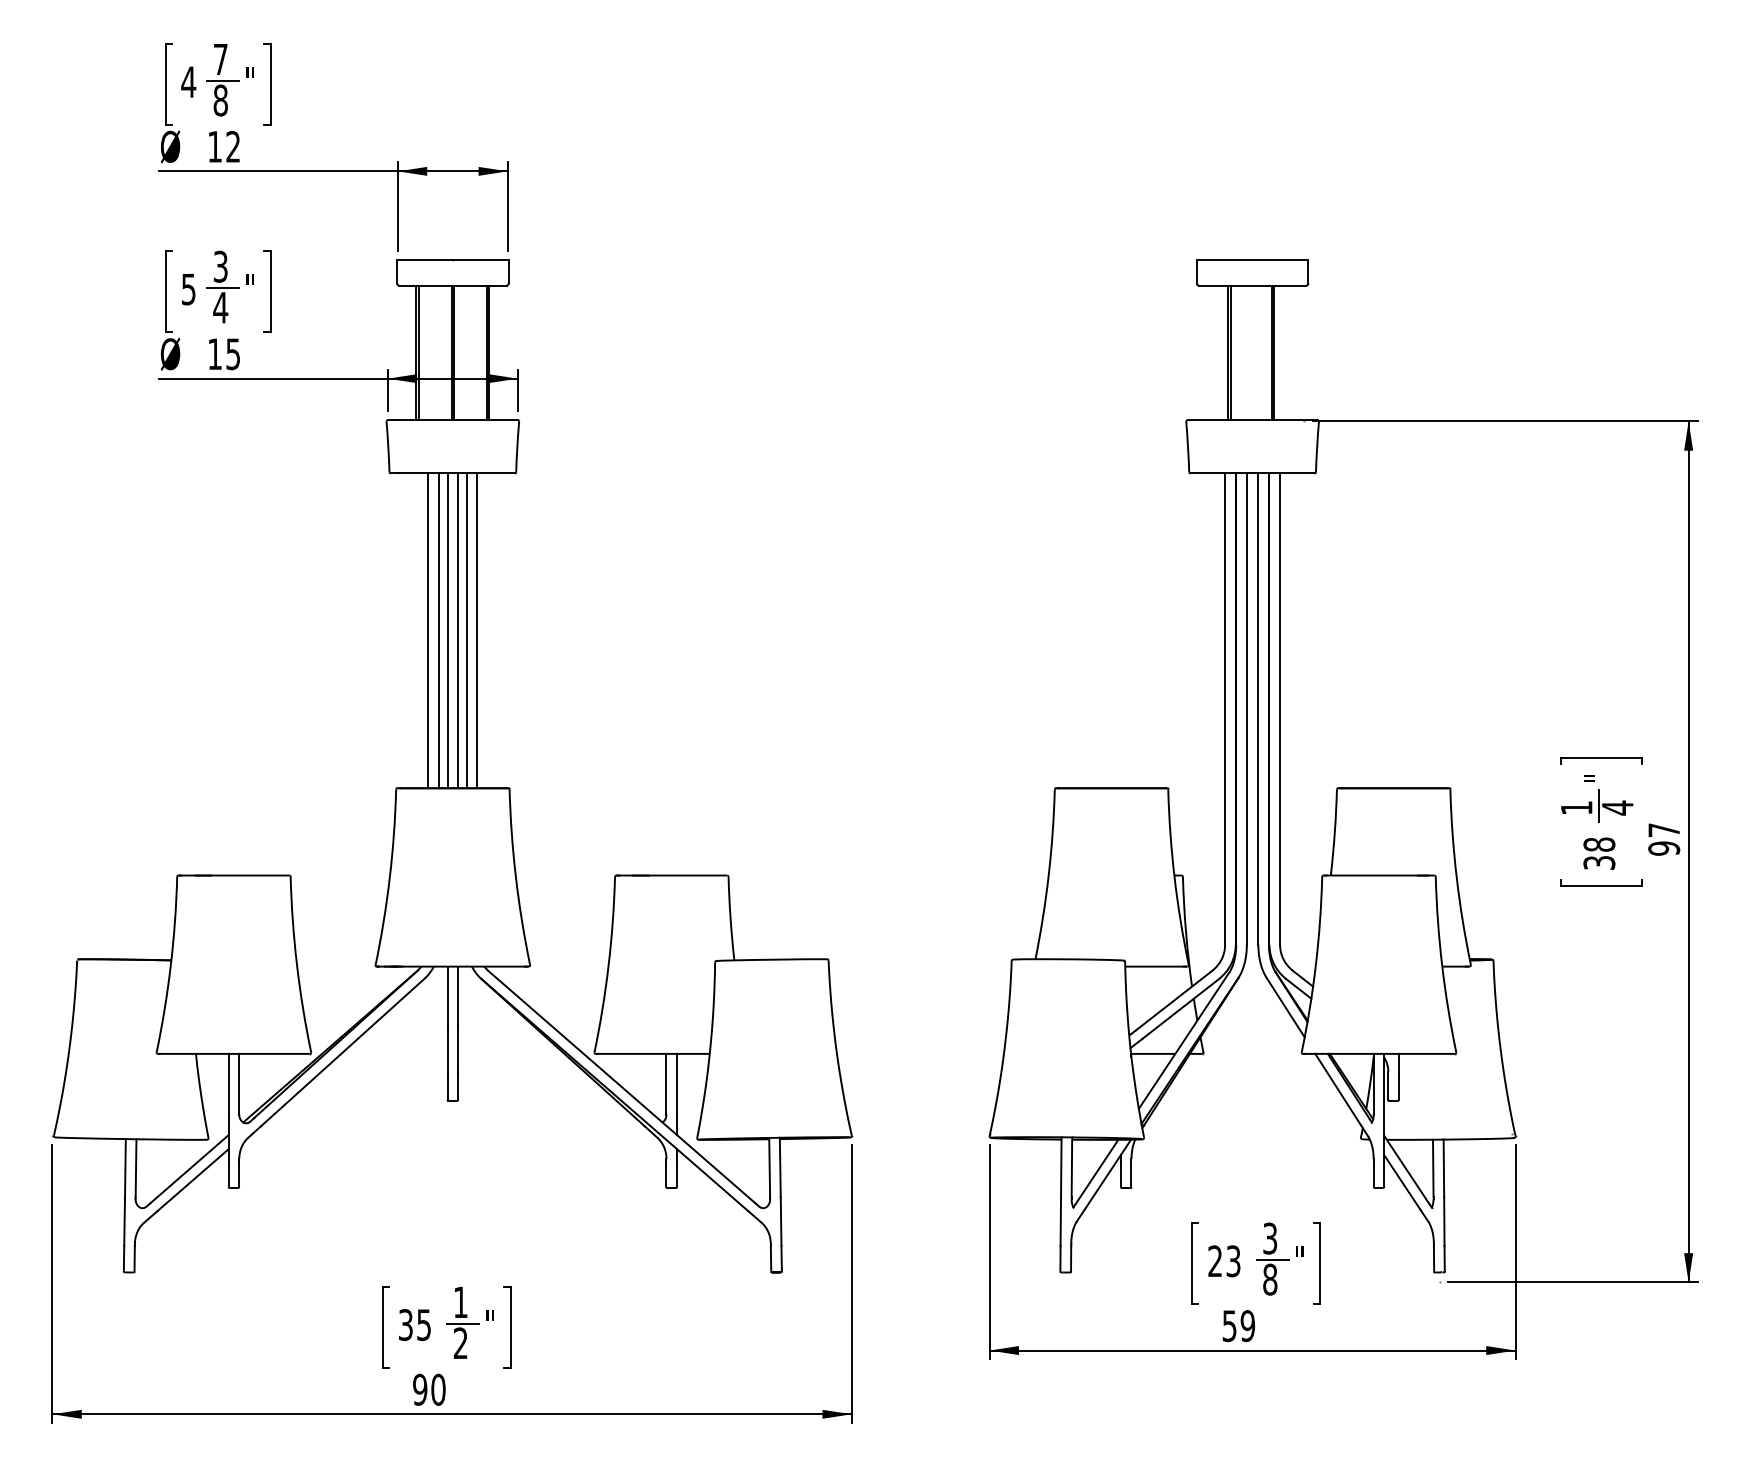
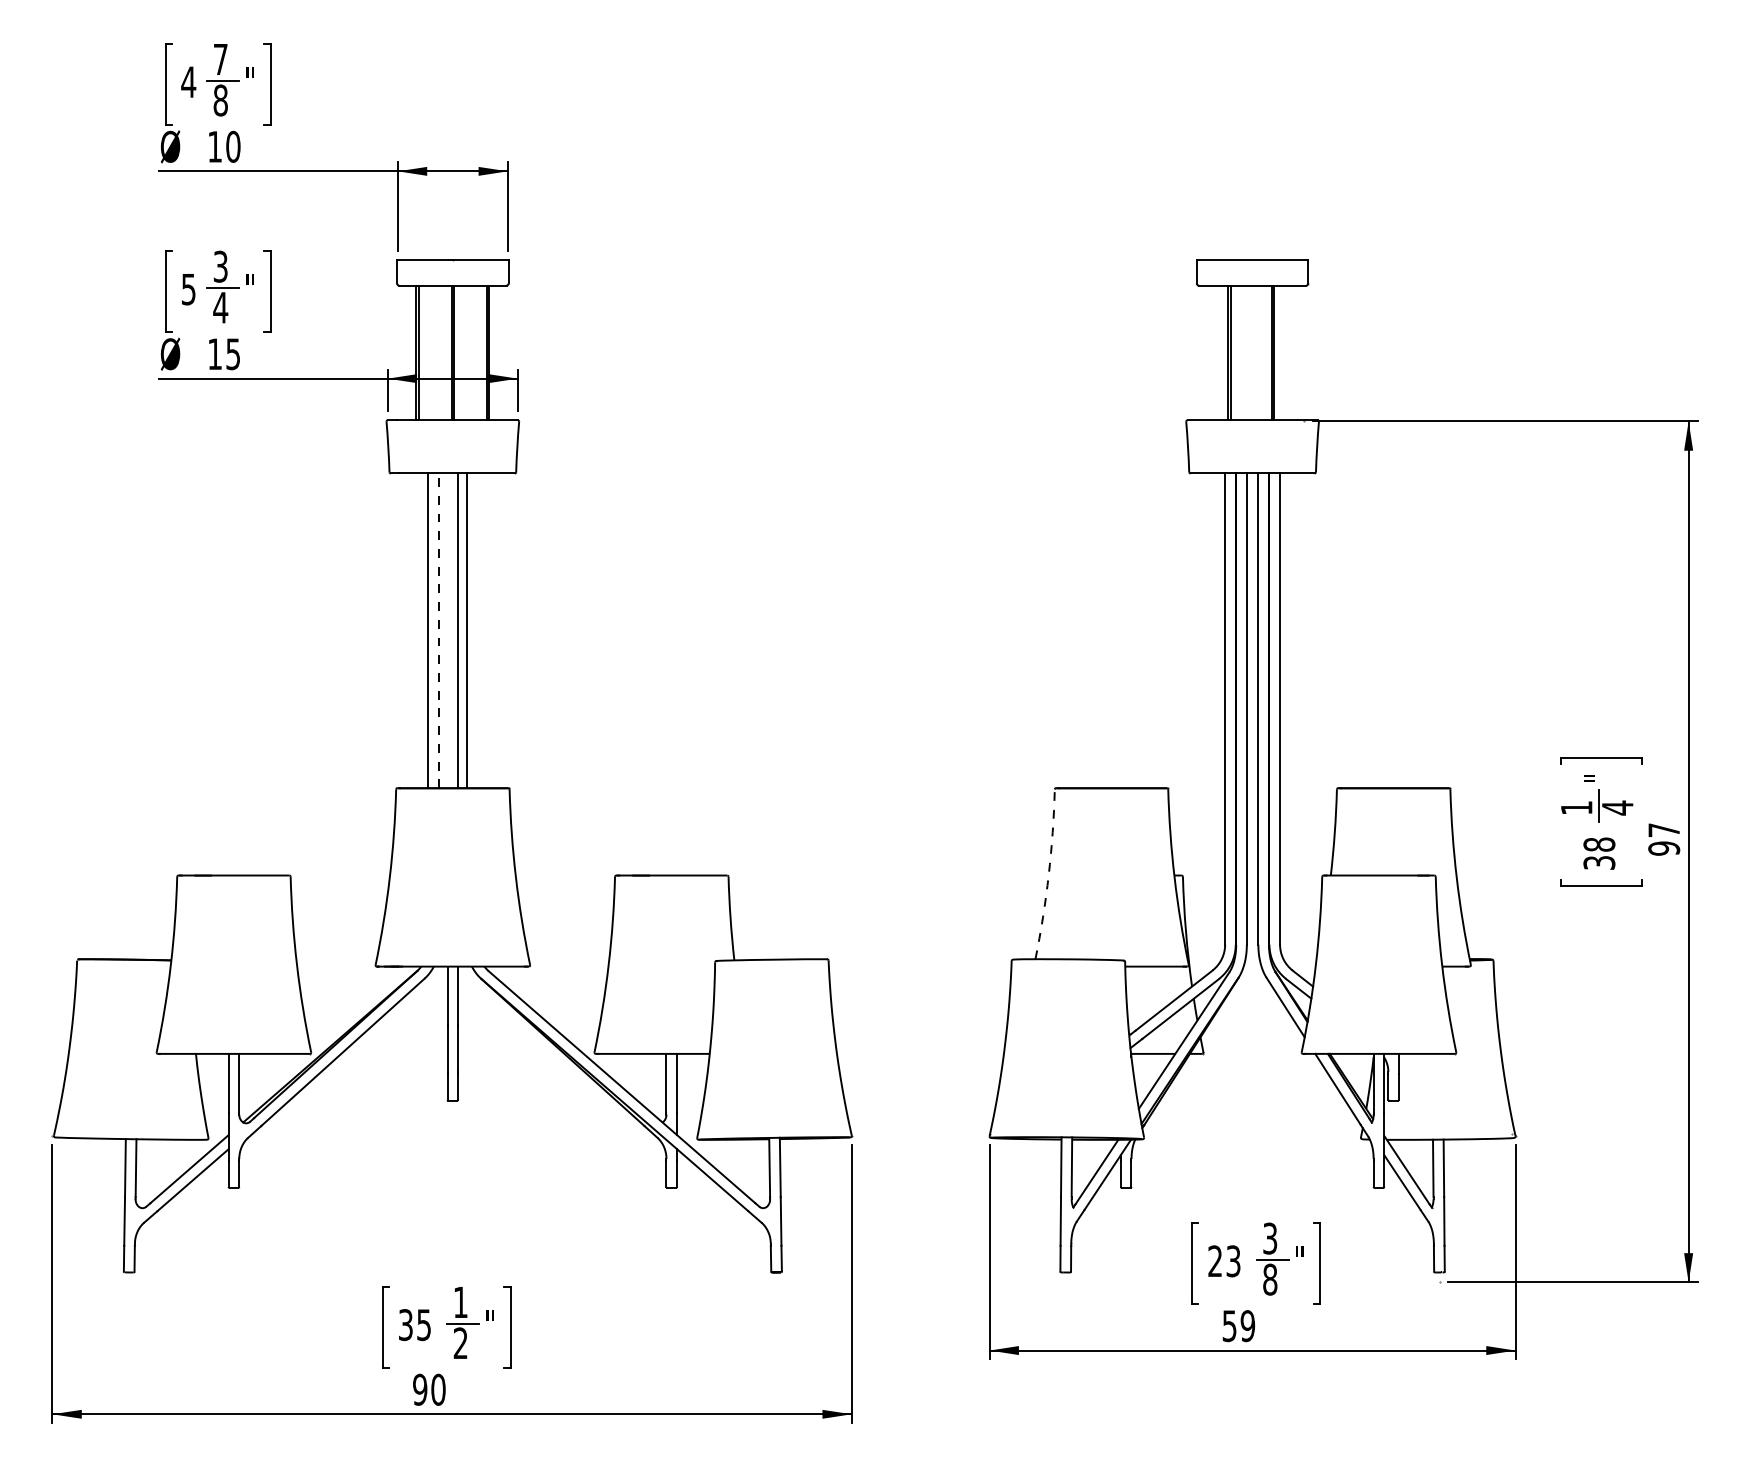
text: 12 -> 10 (233, 146)
line: solid -> dashed (438, 630)
line: present -> none (447, 630)
line: present -> none (477, 630)
arc: solid -> dashed (1048, 874)
